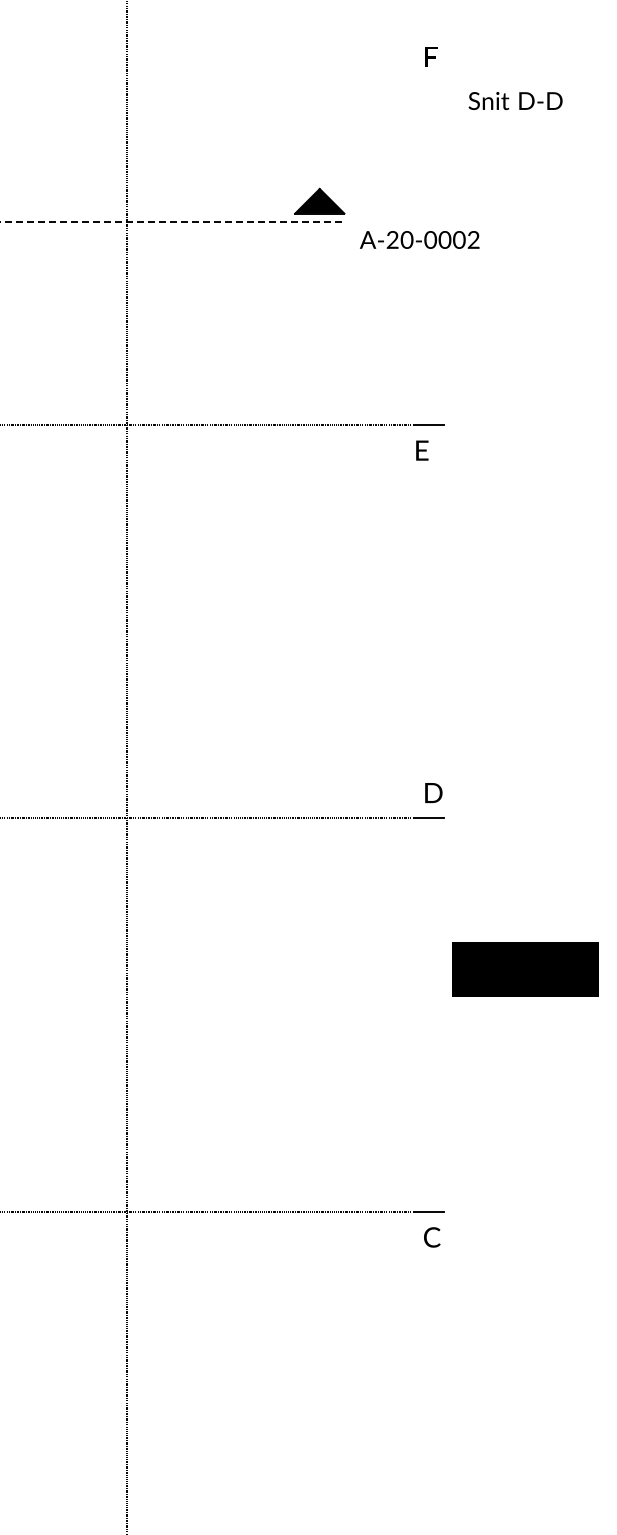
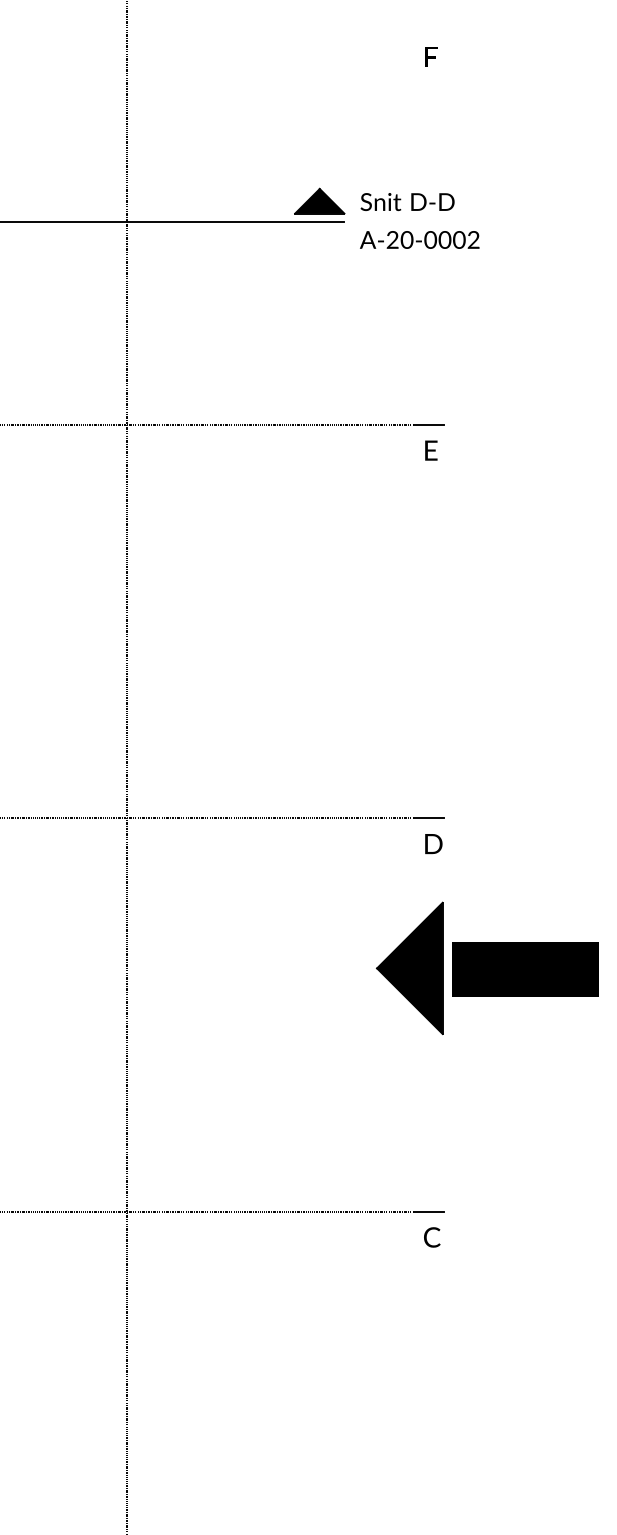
text position: (515, 101) -> (407, 202) (407, 202)
line: dashed -> solid (172, 221)
text position: (422, 450) -> (431, 450) (431, 450)
text position: (433, 793) -> (433, 844) (433, 844)
part: none -> present (409, 967)
